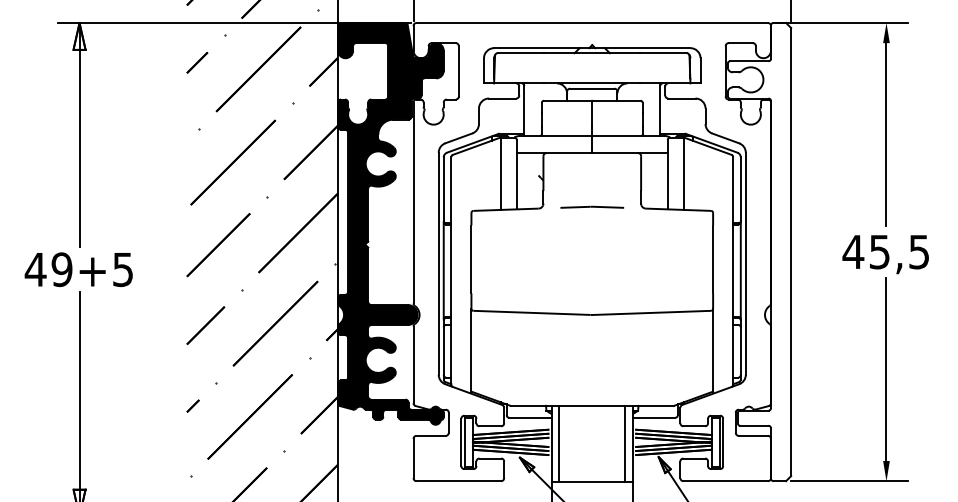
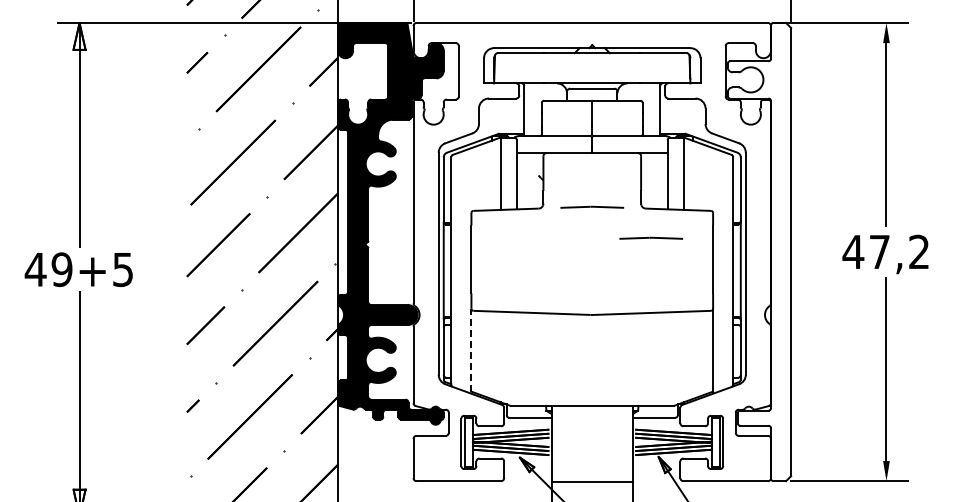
line: none -> present (651, 237)
text: 45,5 -> 47,2 (899, 251)
line: solid -> dashed (471, 349)
line: present -> none (559, 443)
line: present -> none (625, 443)
